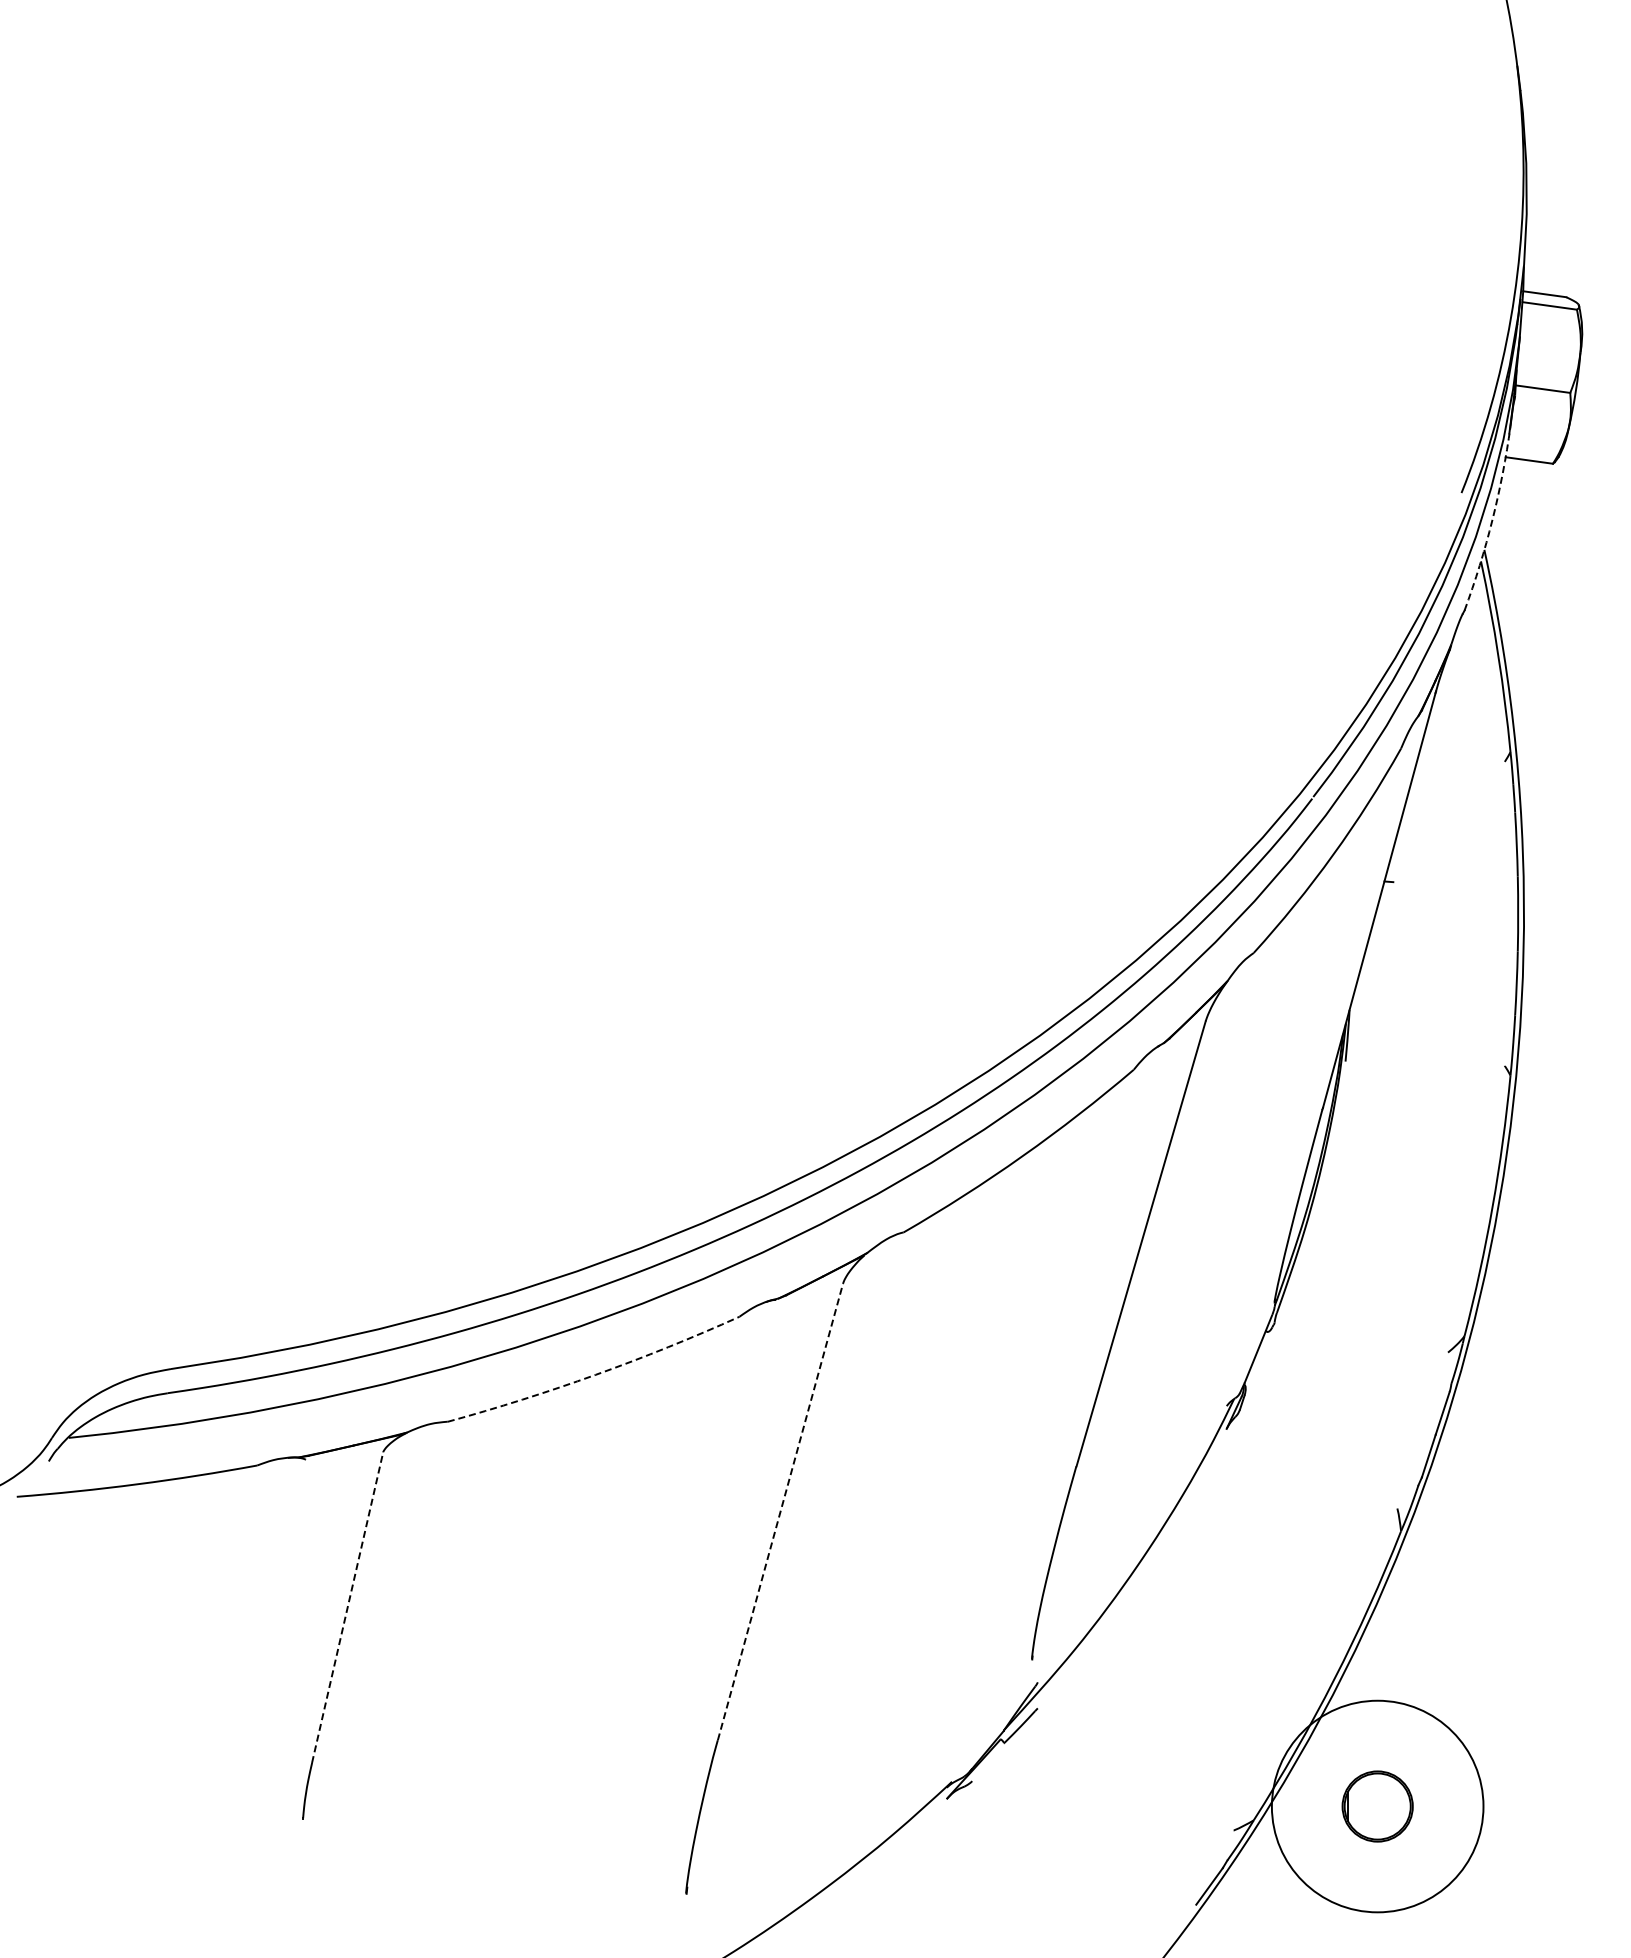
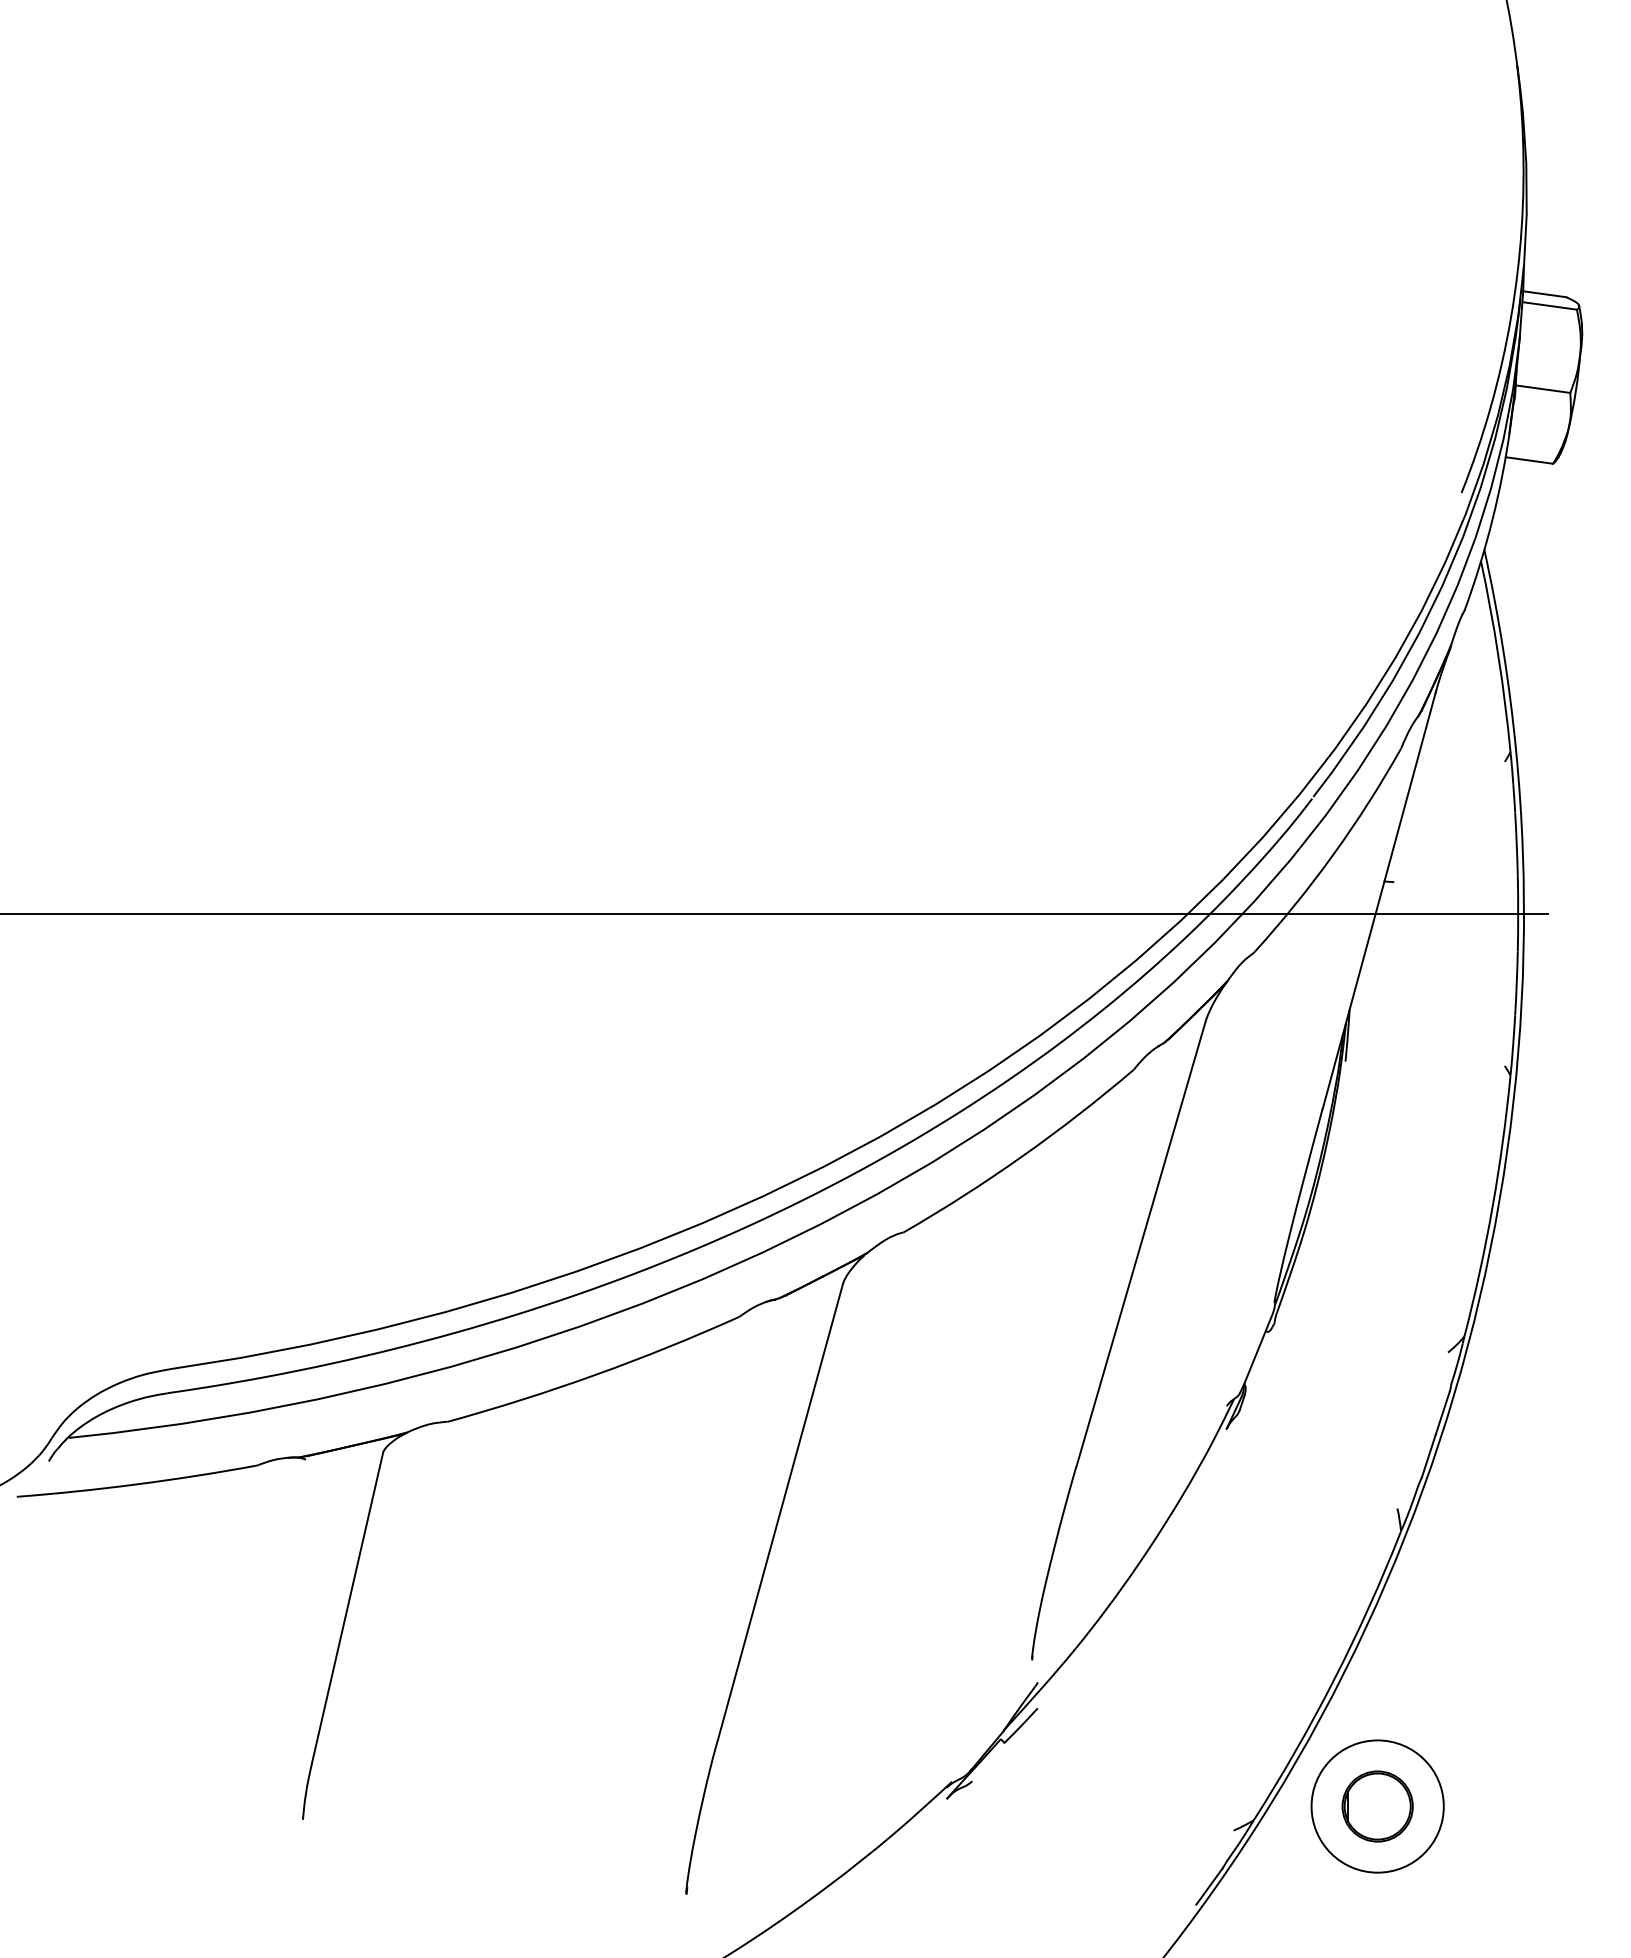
arc: dashed -> solid (1492, 519)
line: none -> present (774, 913)
arc: dashed -> solid (595, 1374)
line: dashed -> solid (780, 1512)
line: dashed -> solid (347, 1607)
circle diameter: 212 px -> 132 px (1377, 1806)
